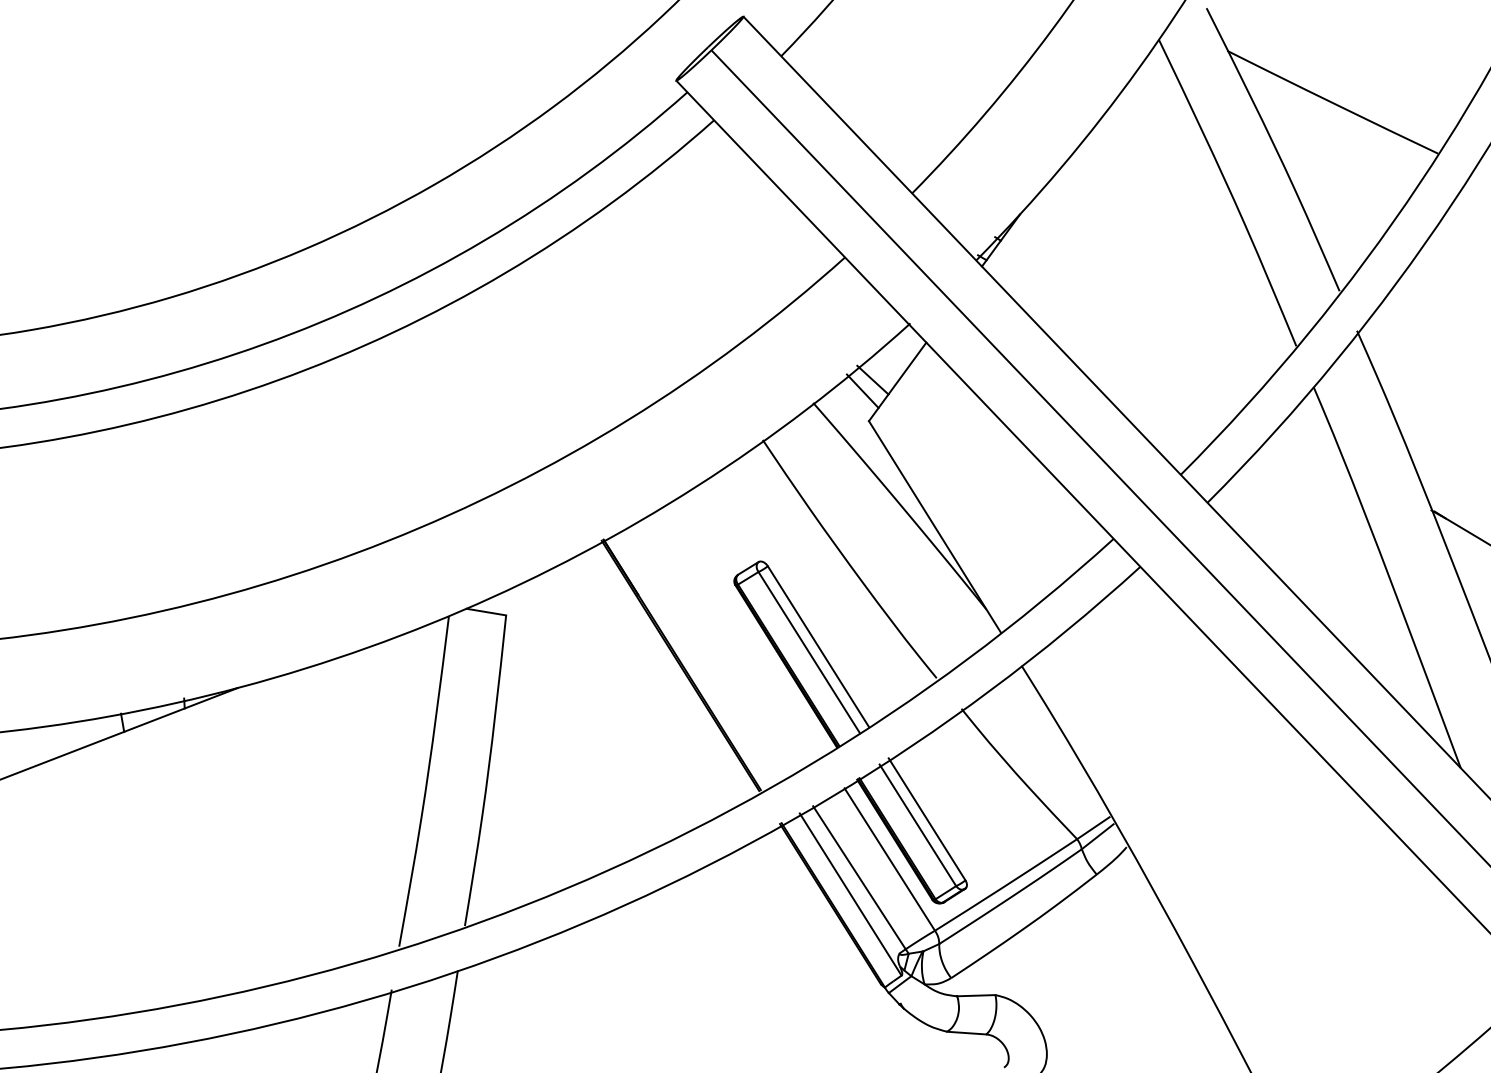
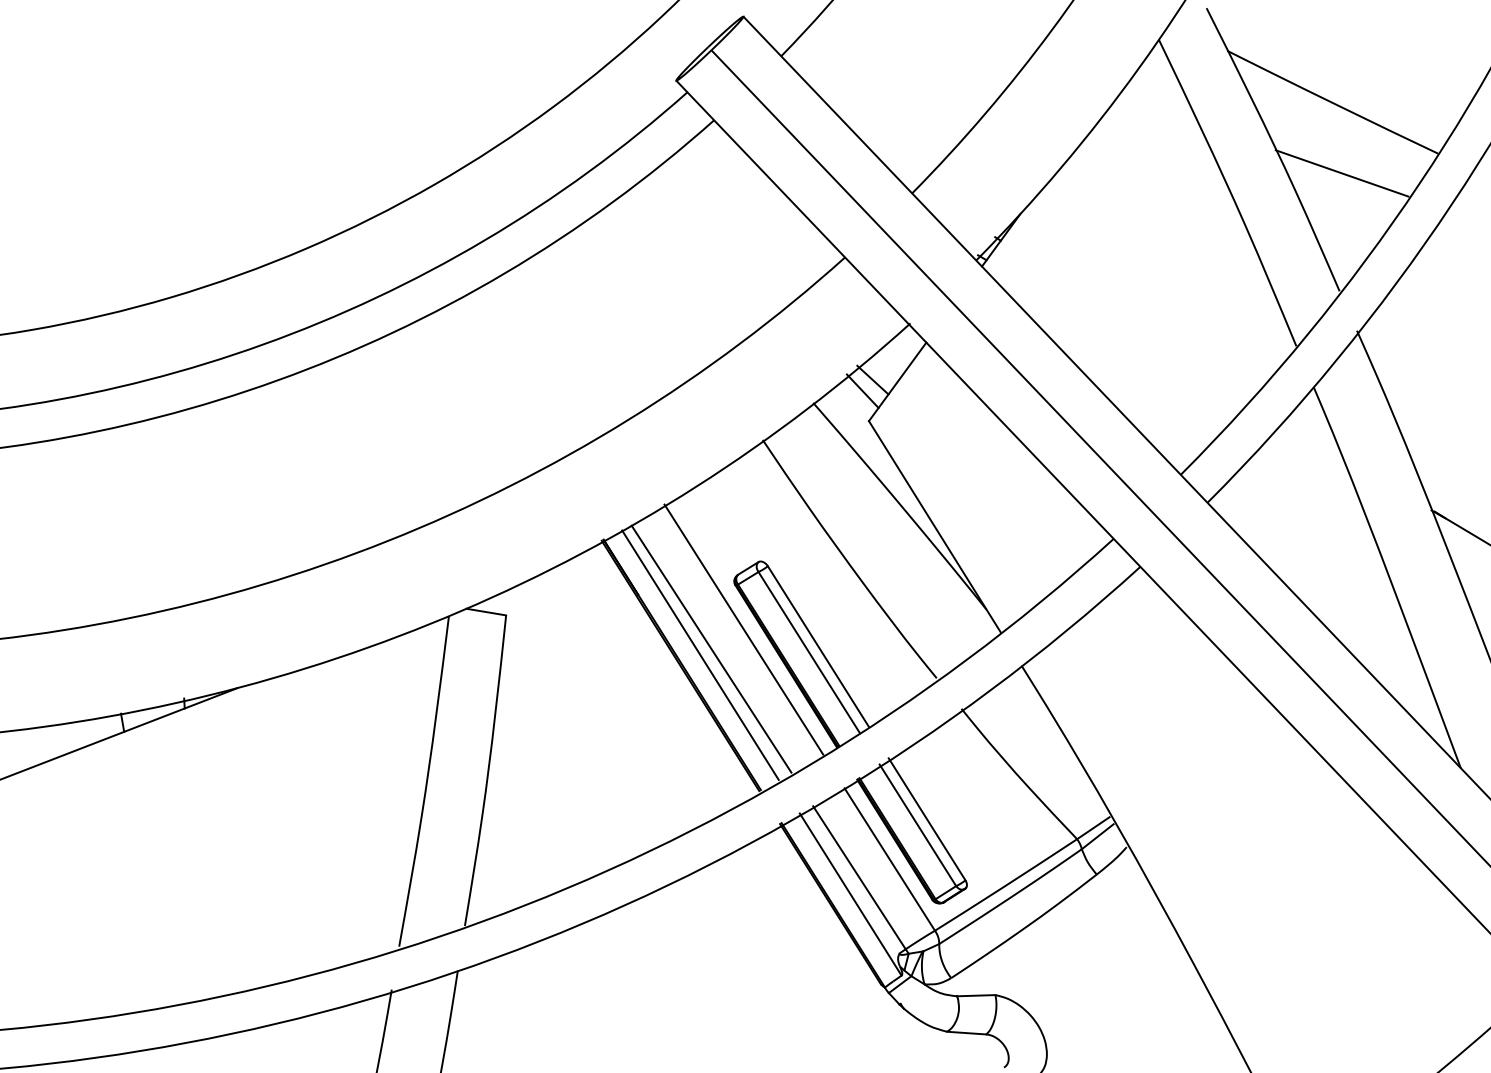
line: none -> present (1341, 173)
line: none -> present (743, 629)
line: none -> present (711, 648)
line: none -> present (700, 654)
